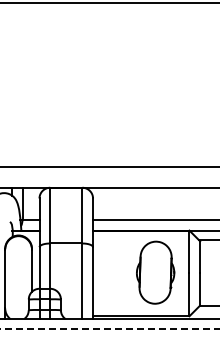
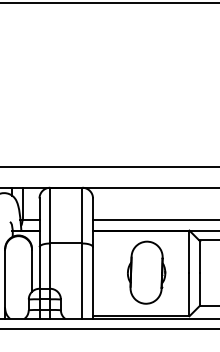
part position: (155, 272) -> (146, 272) (146, 272)
line: dashed -> solid (109, 329)
